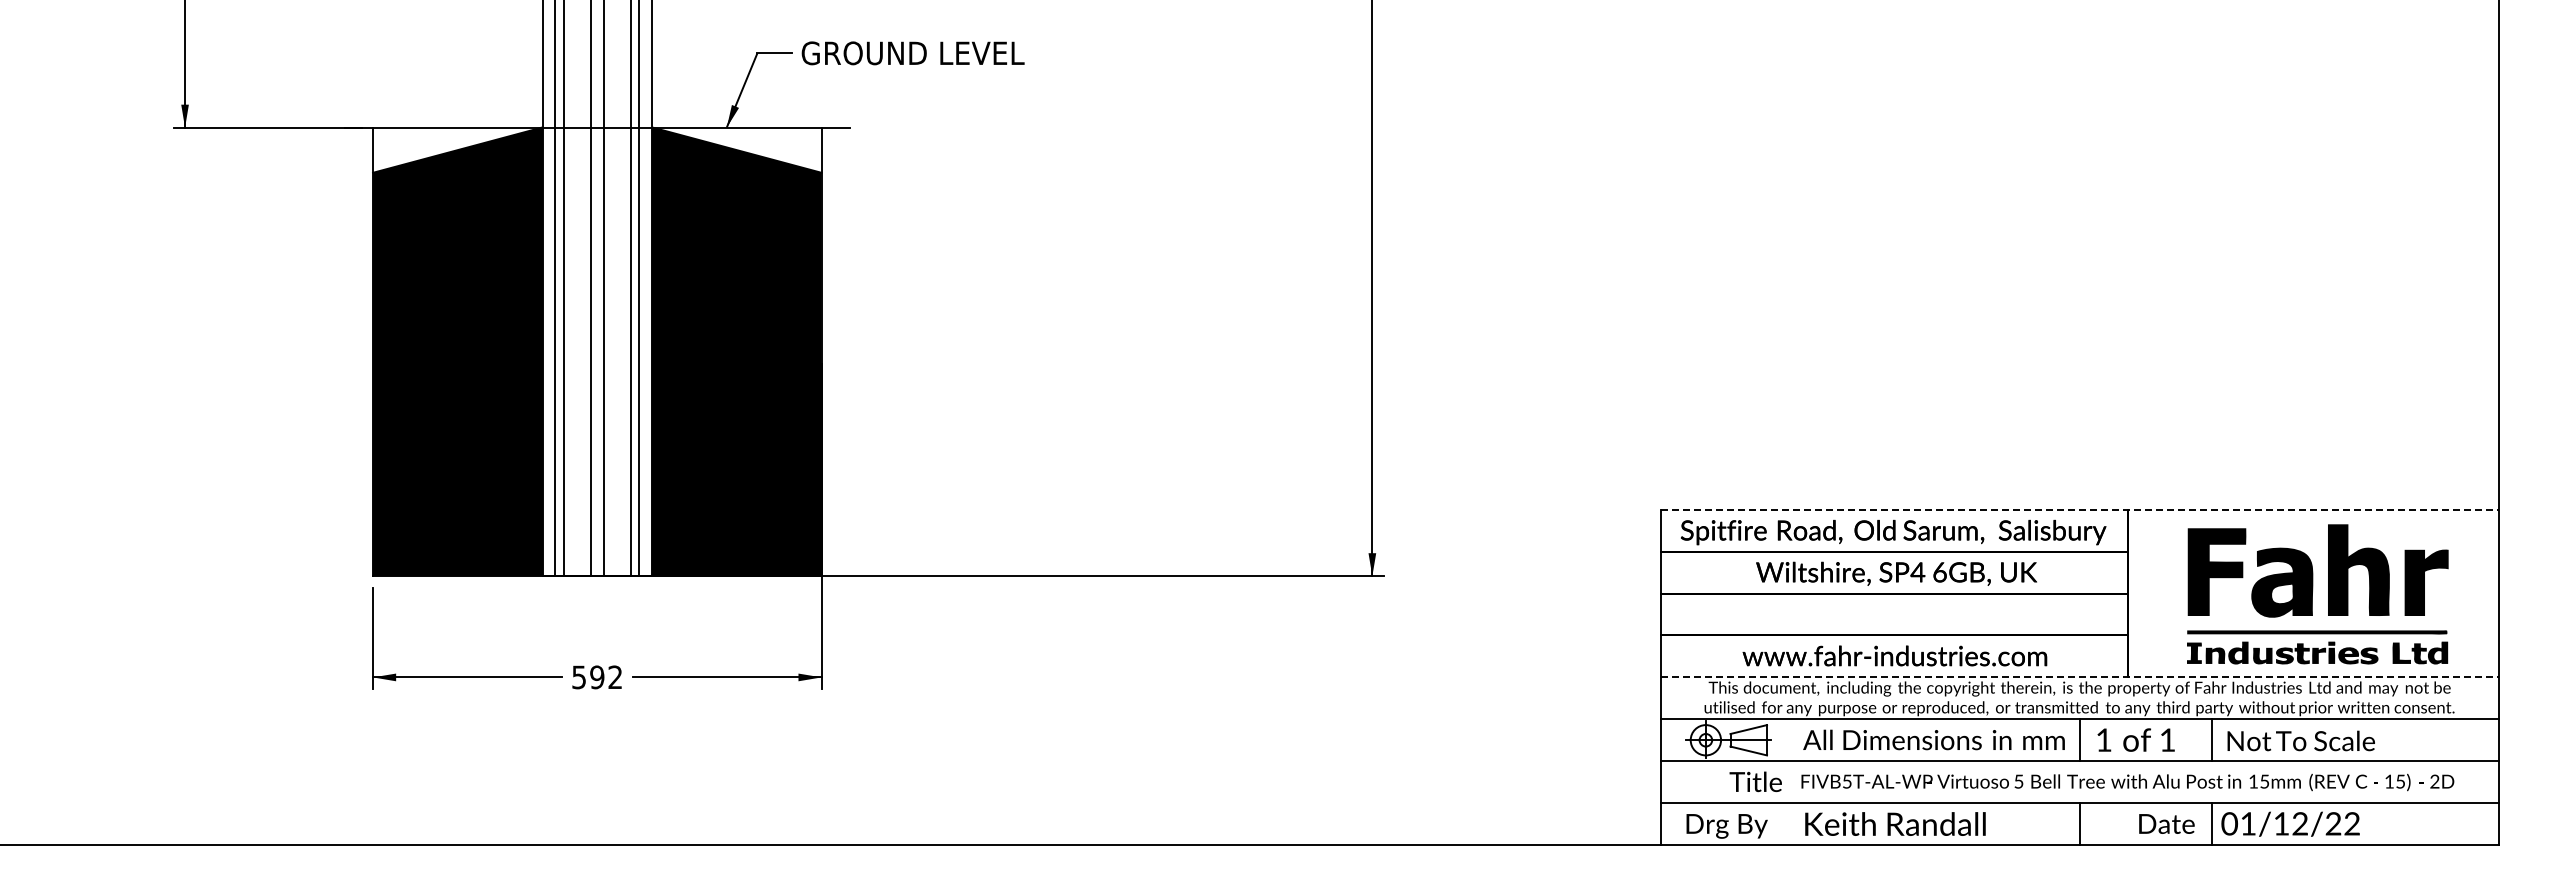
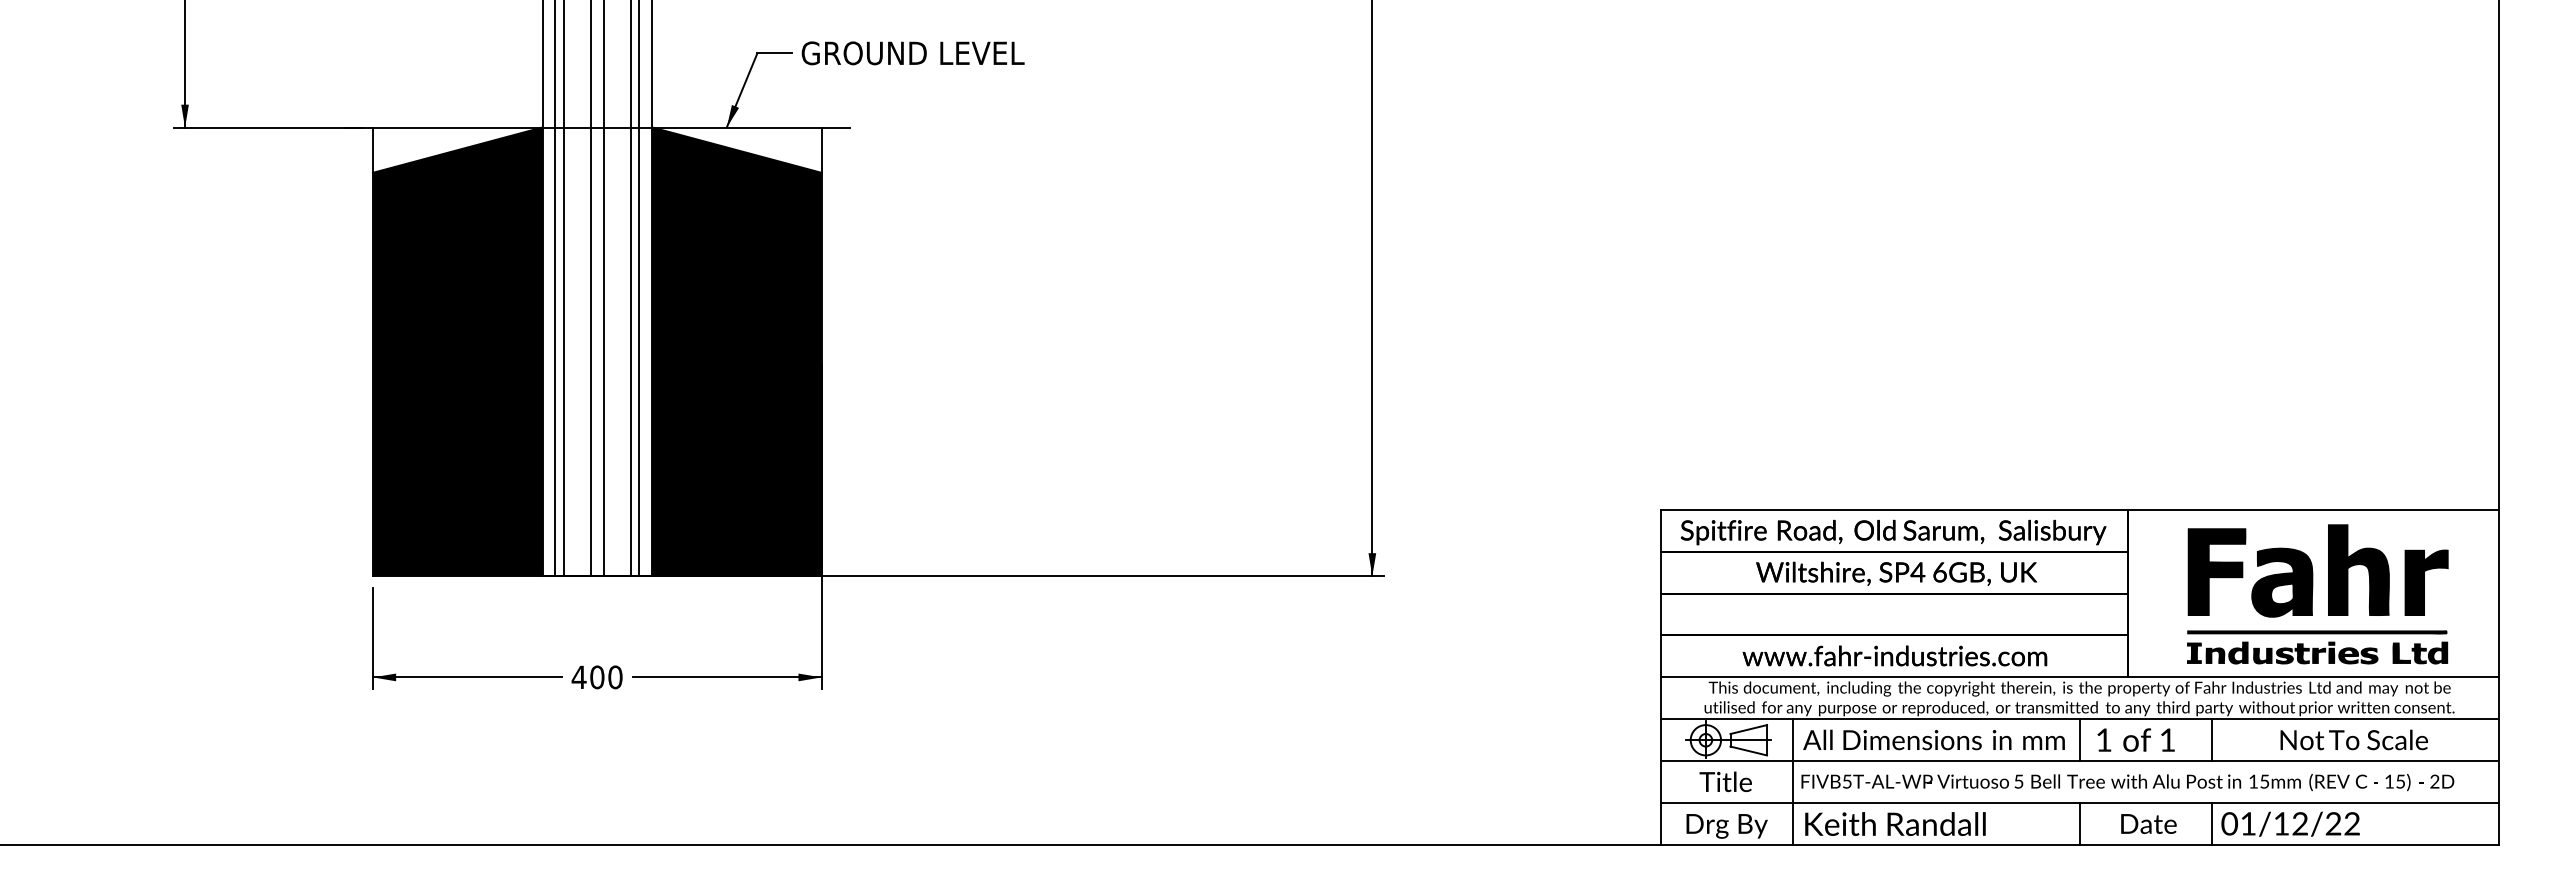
line: dashed -> solid (2079, 509)
text: 592 -> 400 (596, 677)
line: dashed -> solid (2079, 677)
text position: (2300, 740) -> (2353, 739) (2353, 739)
text position: (1755, 781) -> (1725, 781) (1725, 781)
line: none -> present (1792, 781)
text position: (2166, 823) -> (2148, 823) (2148, 823)
